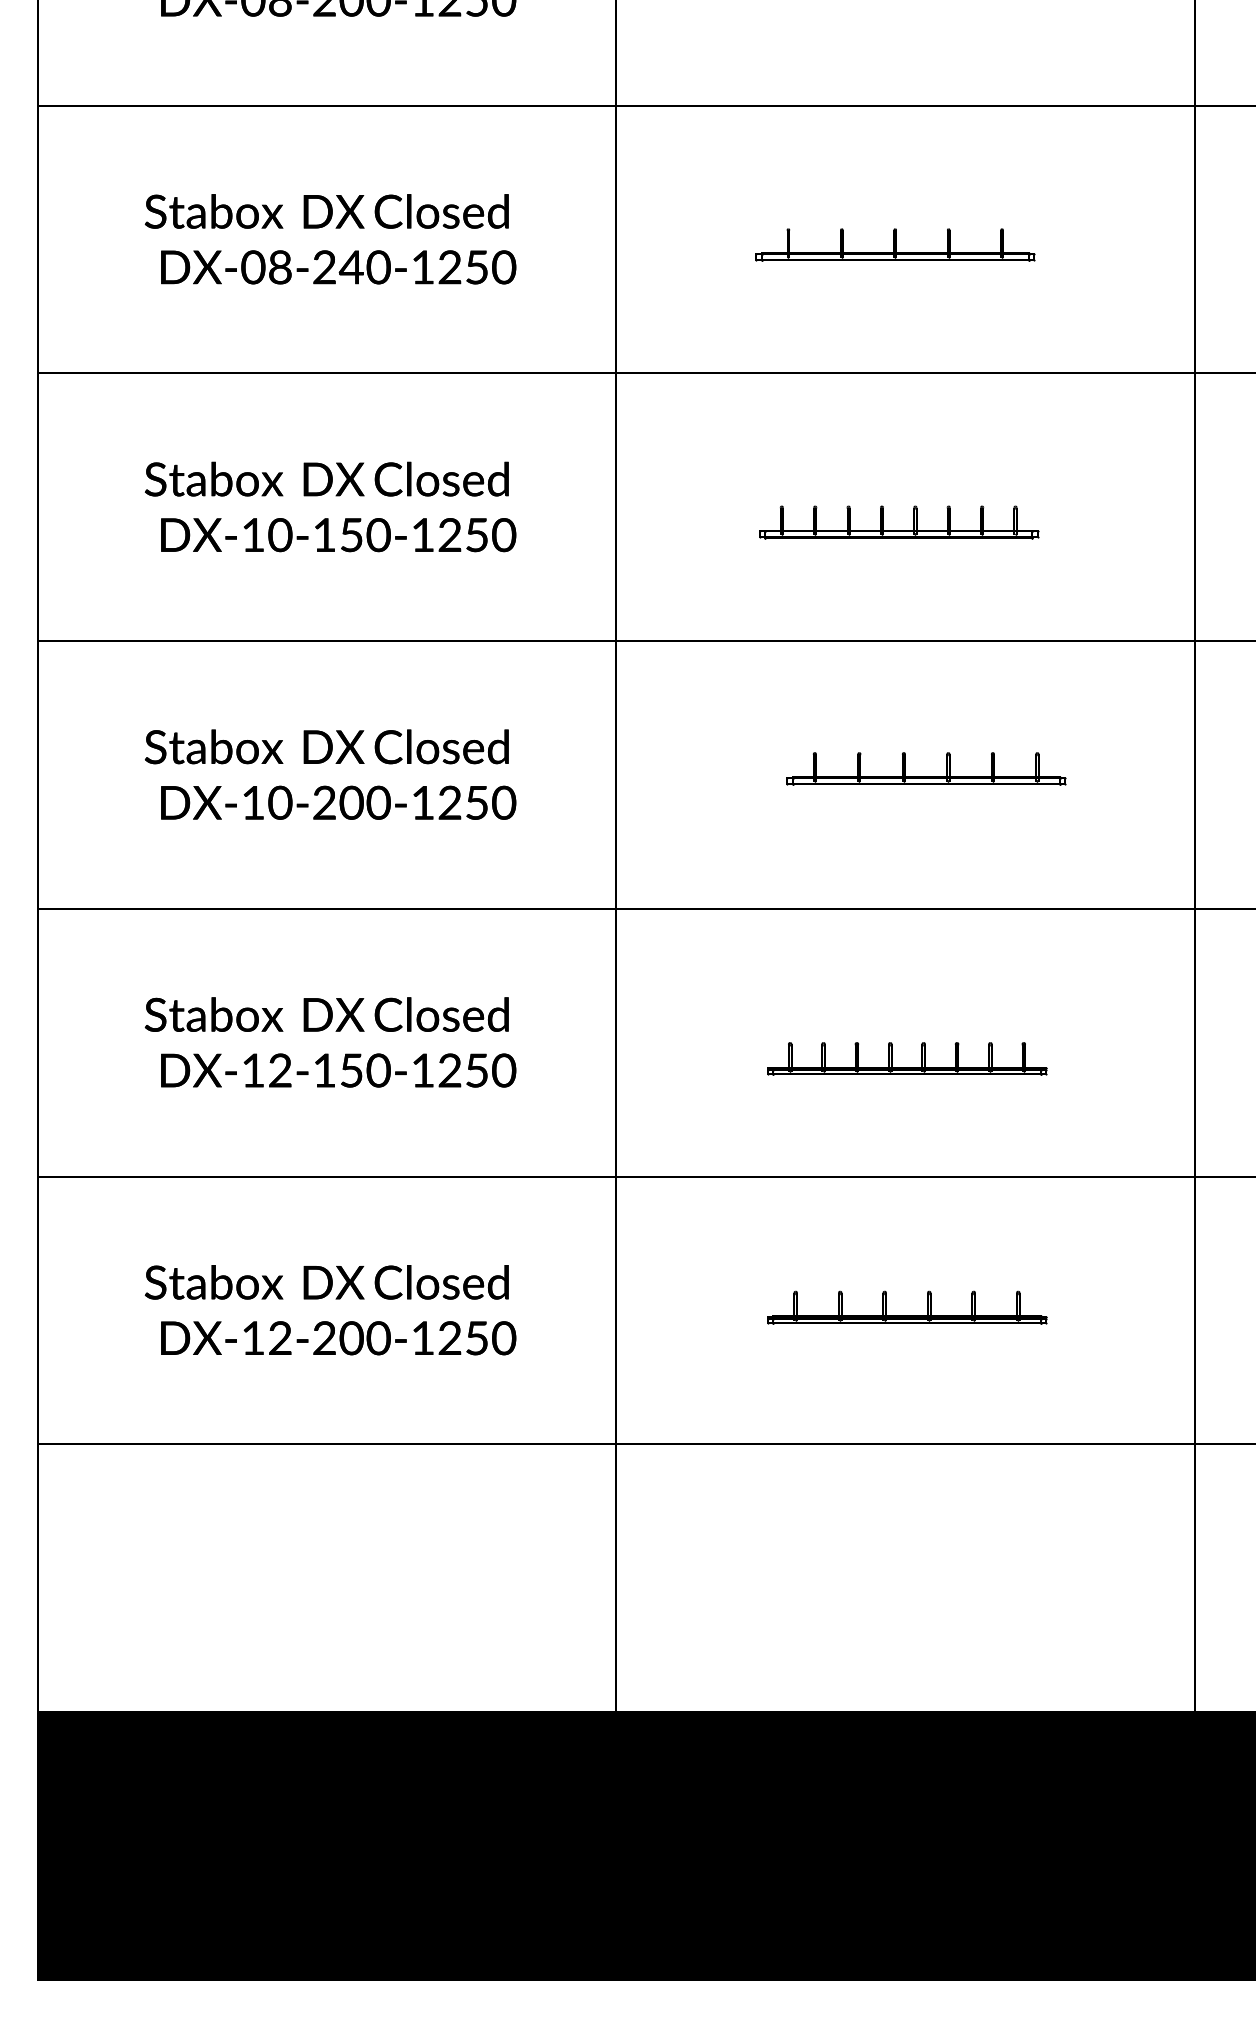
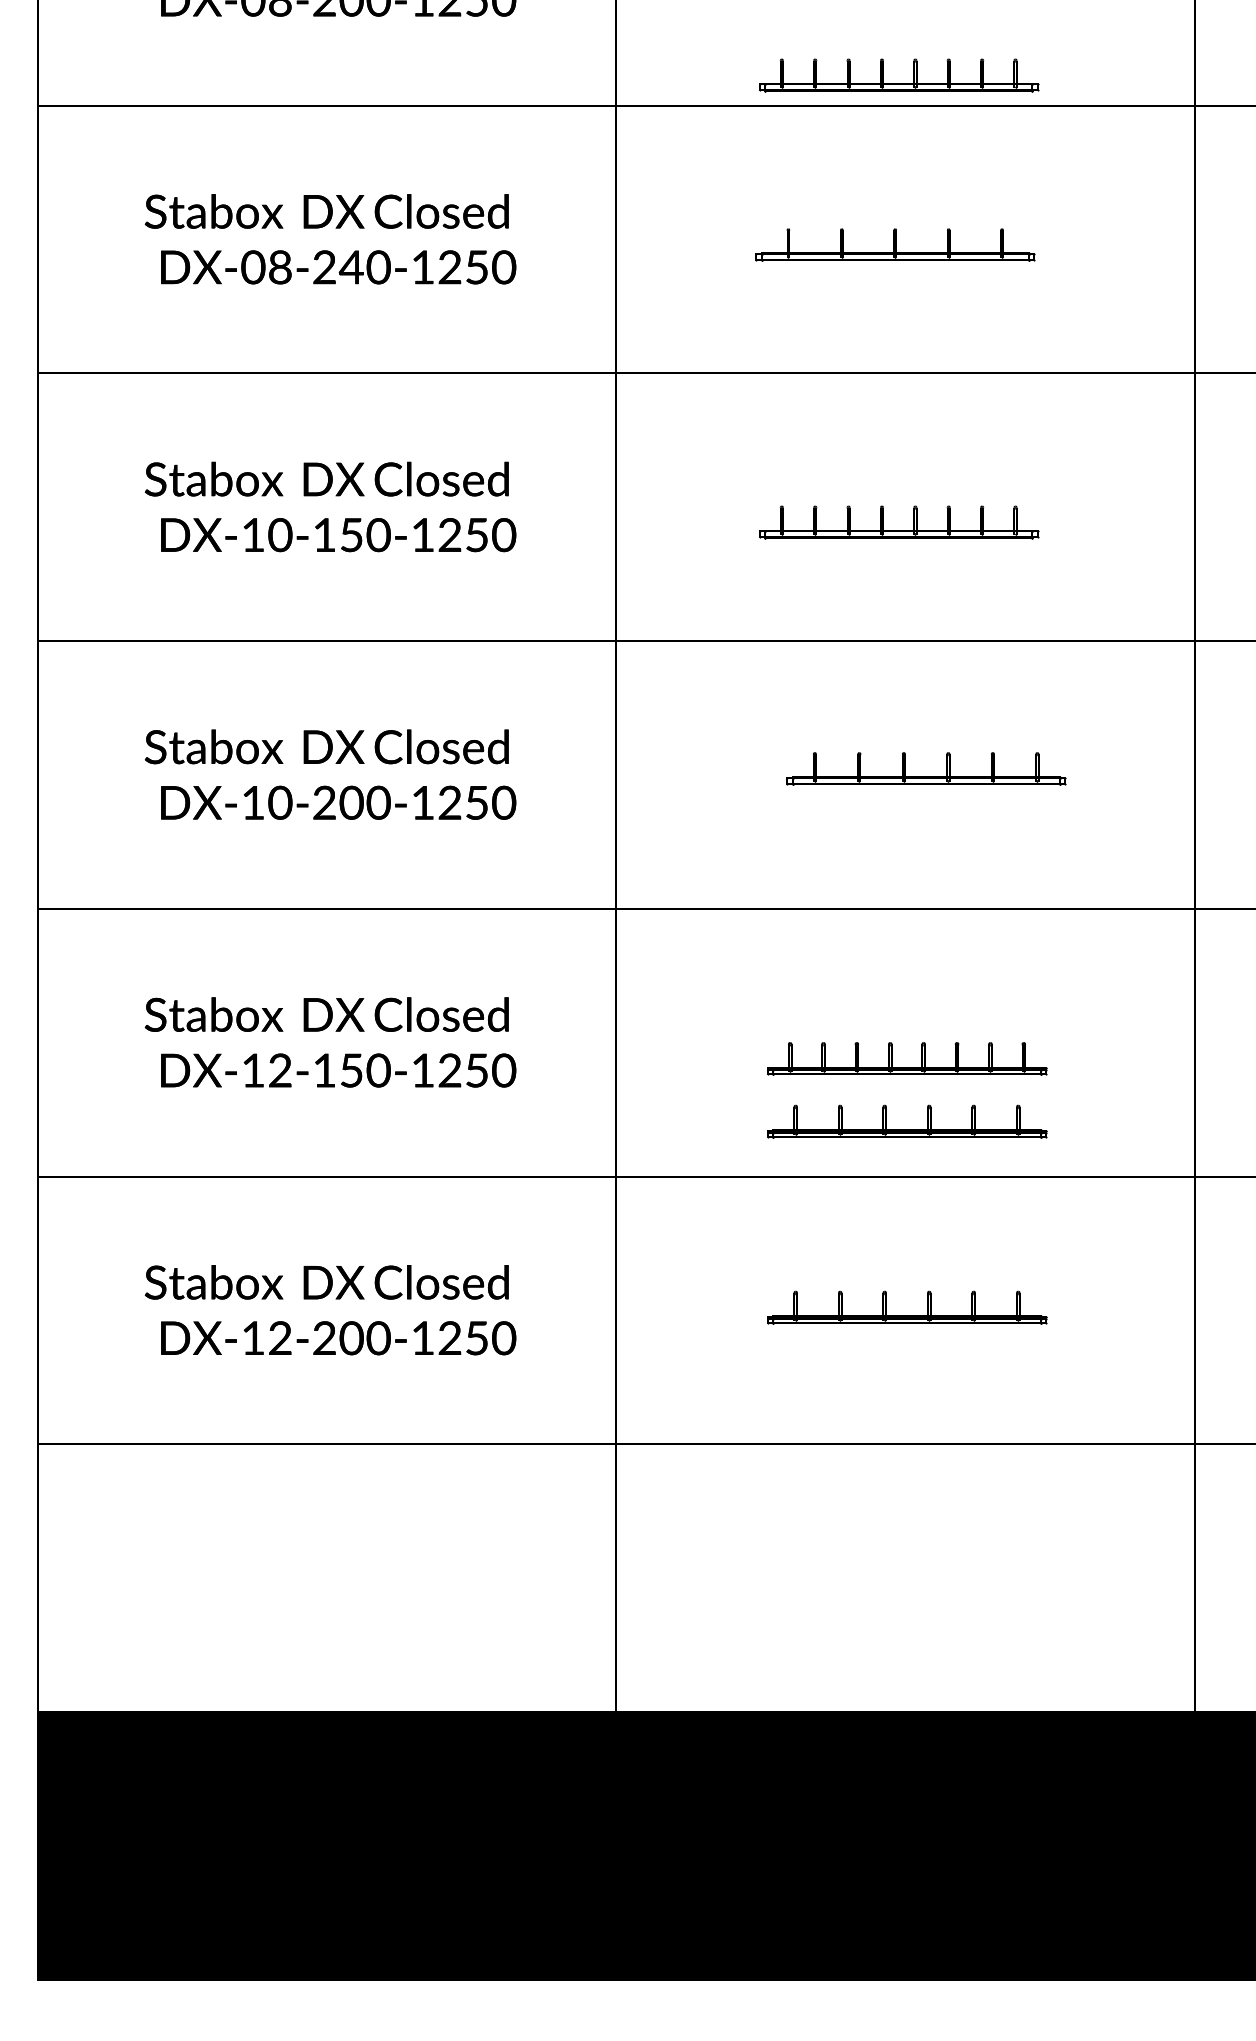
part: none -> present (899, 83)
part: none -> present (907, 1129)
